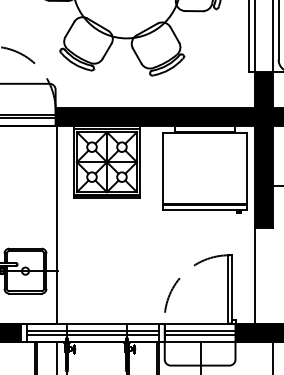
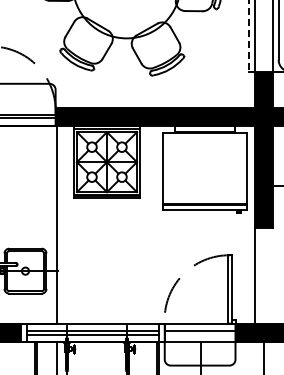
line: solid -> dashed (248, 36)
line: present -> none (199, 334)
line position: (273, 356) -> (264, 356) (264, 356)
